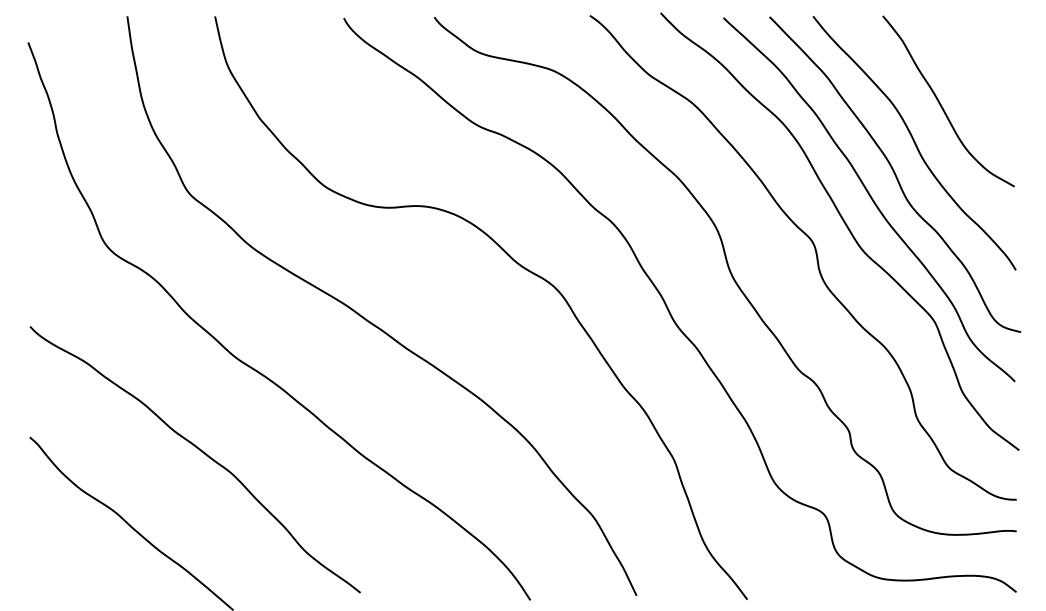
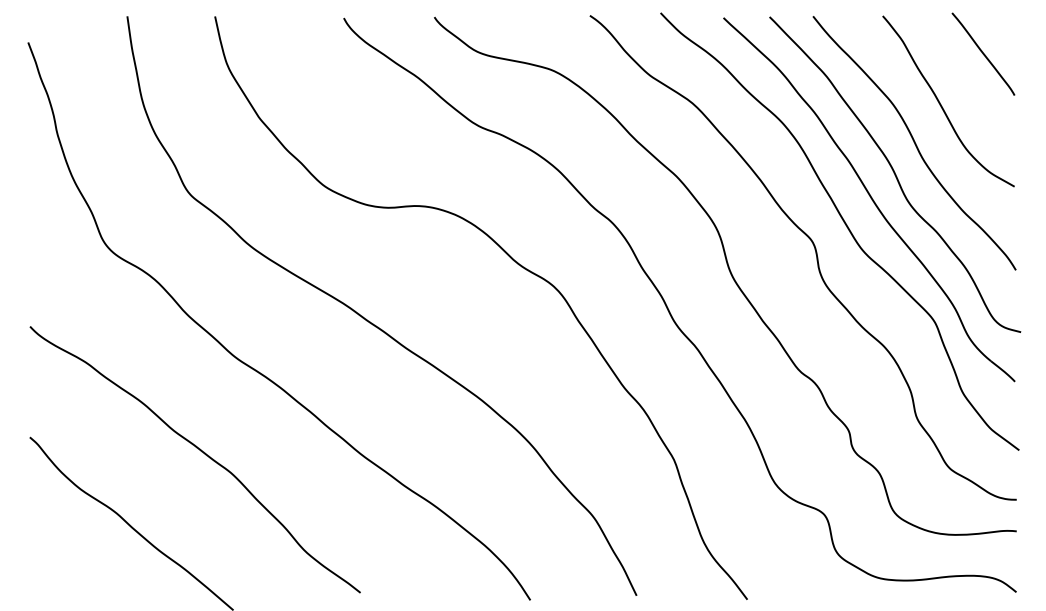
line: none -> present (983, 53)
